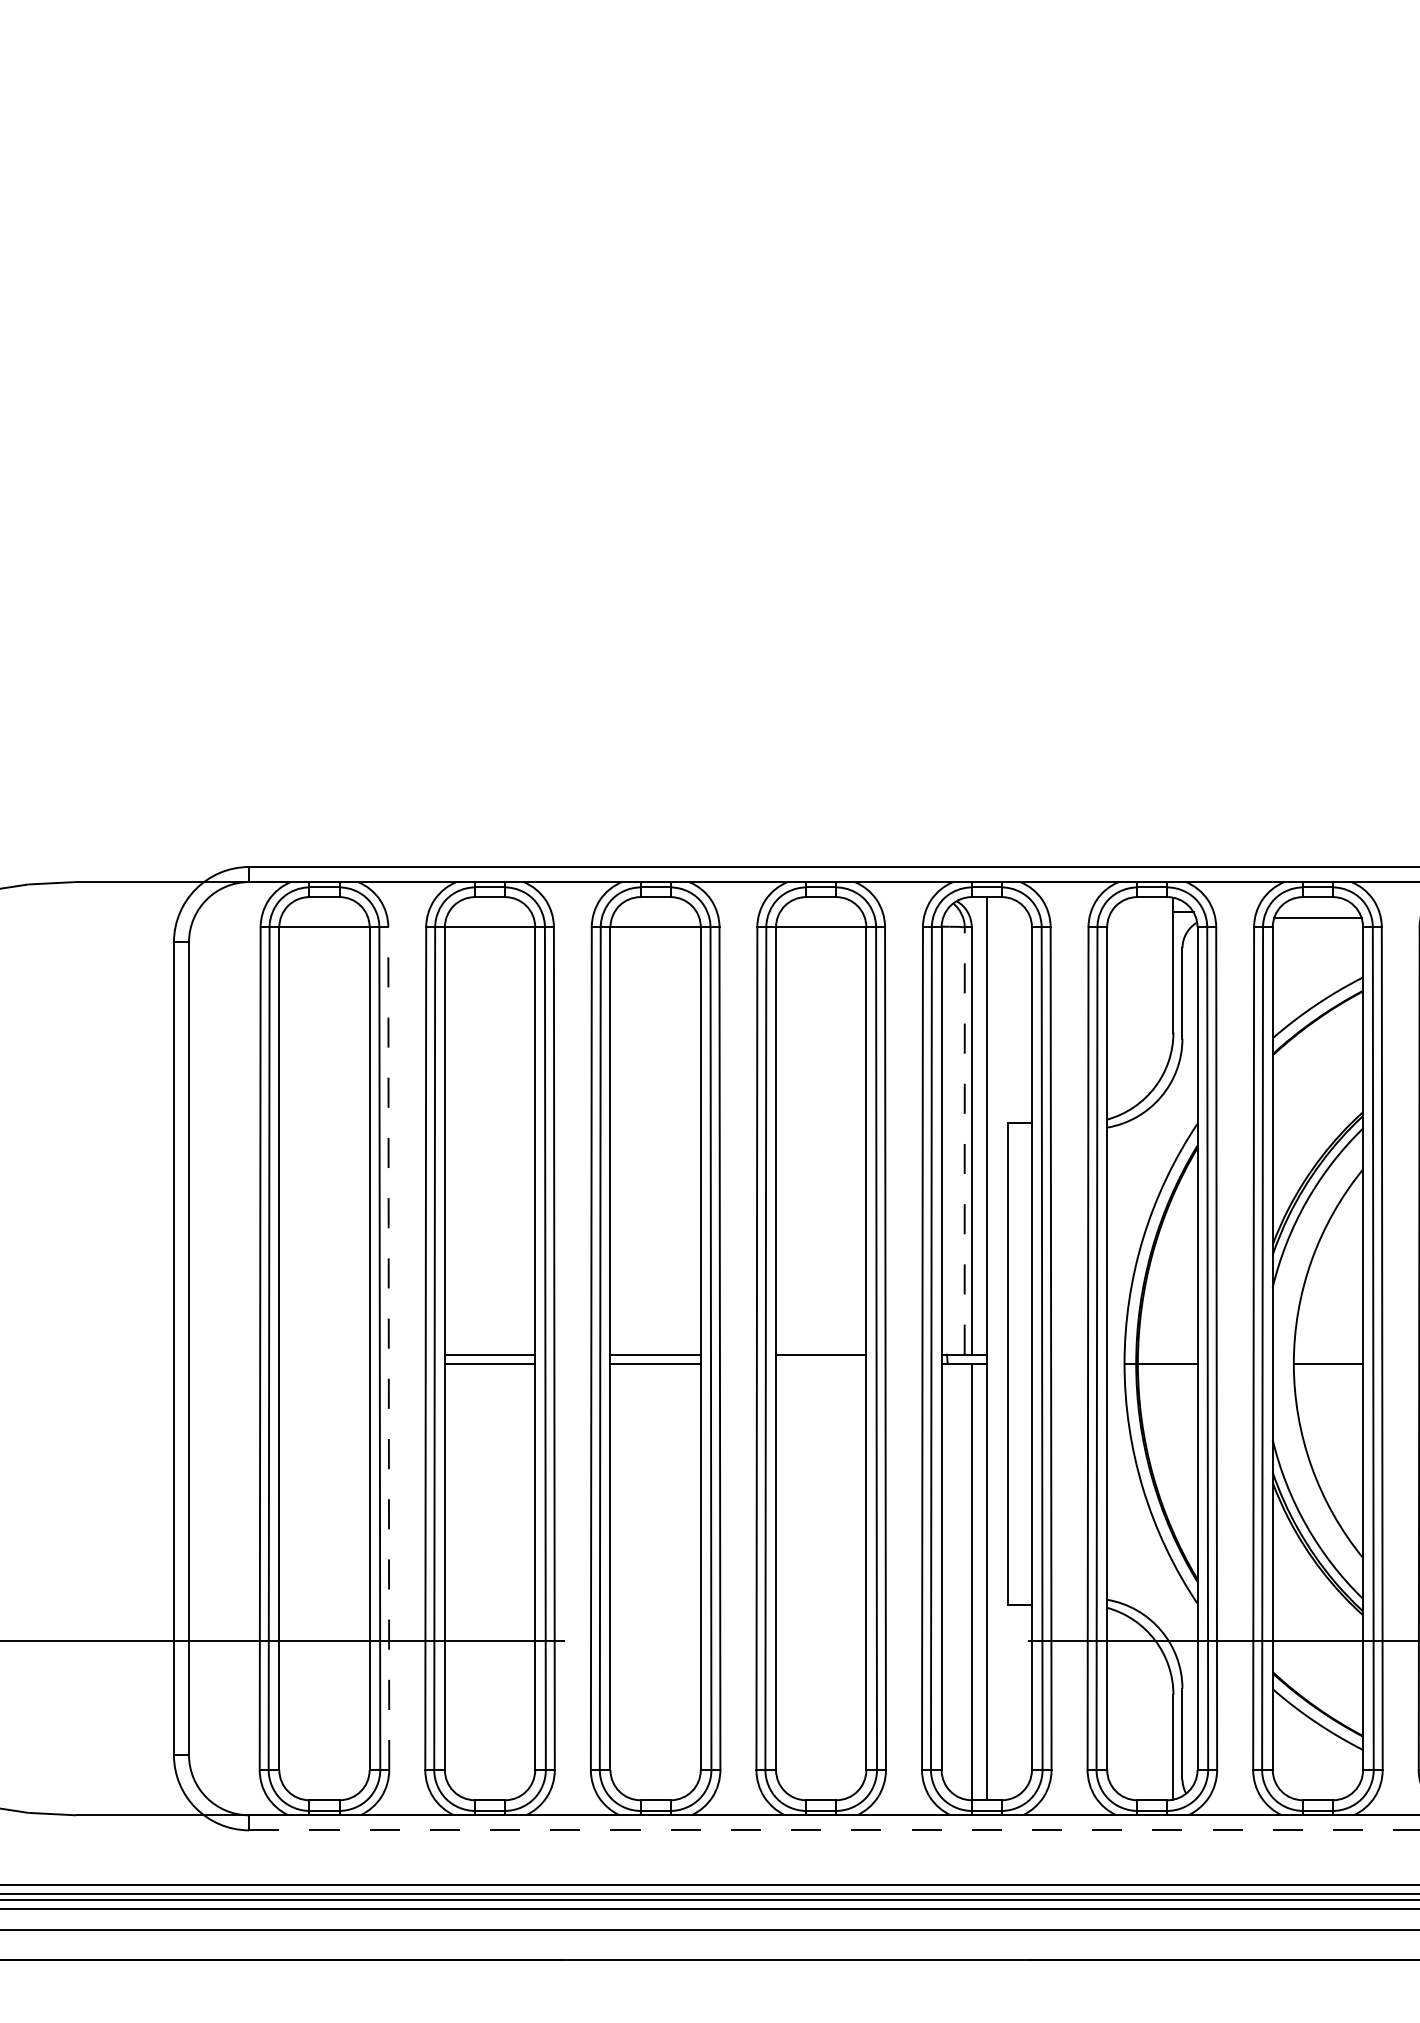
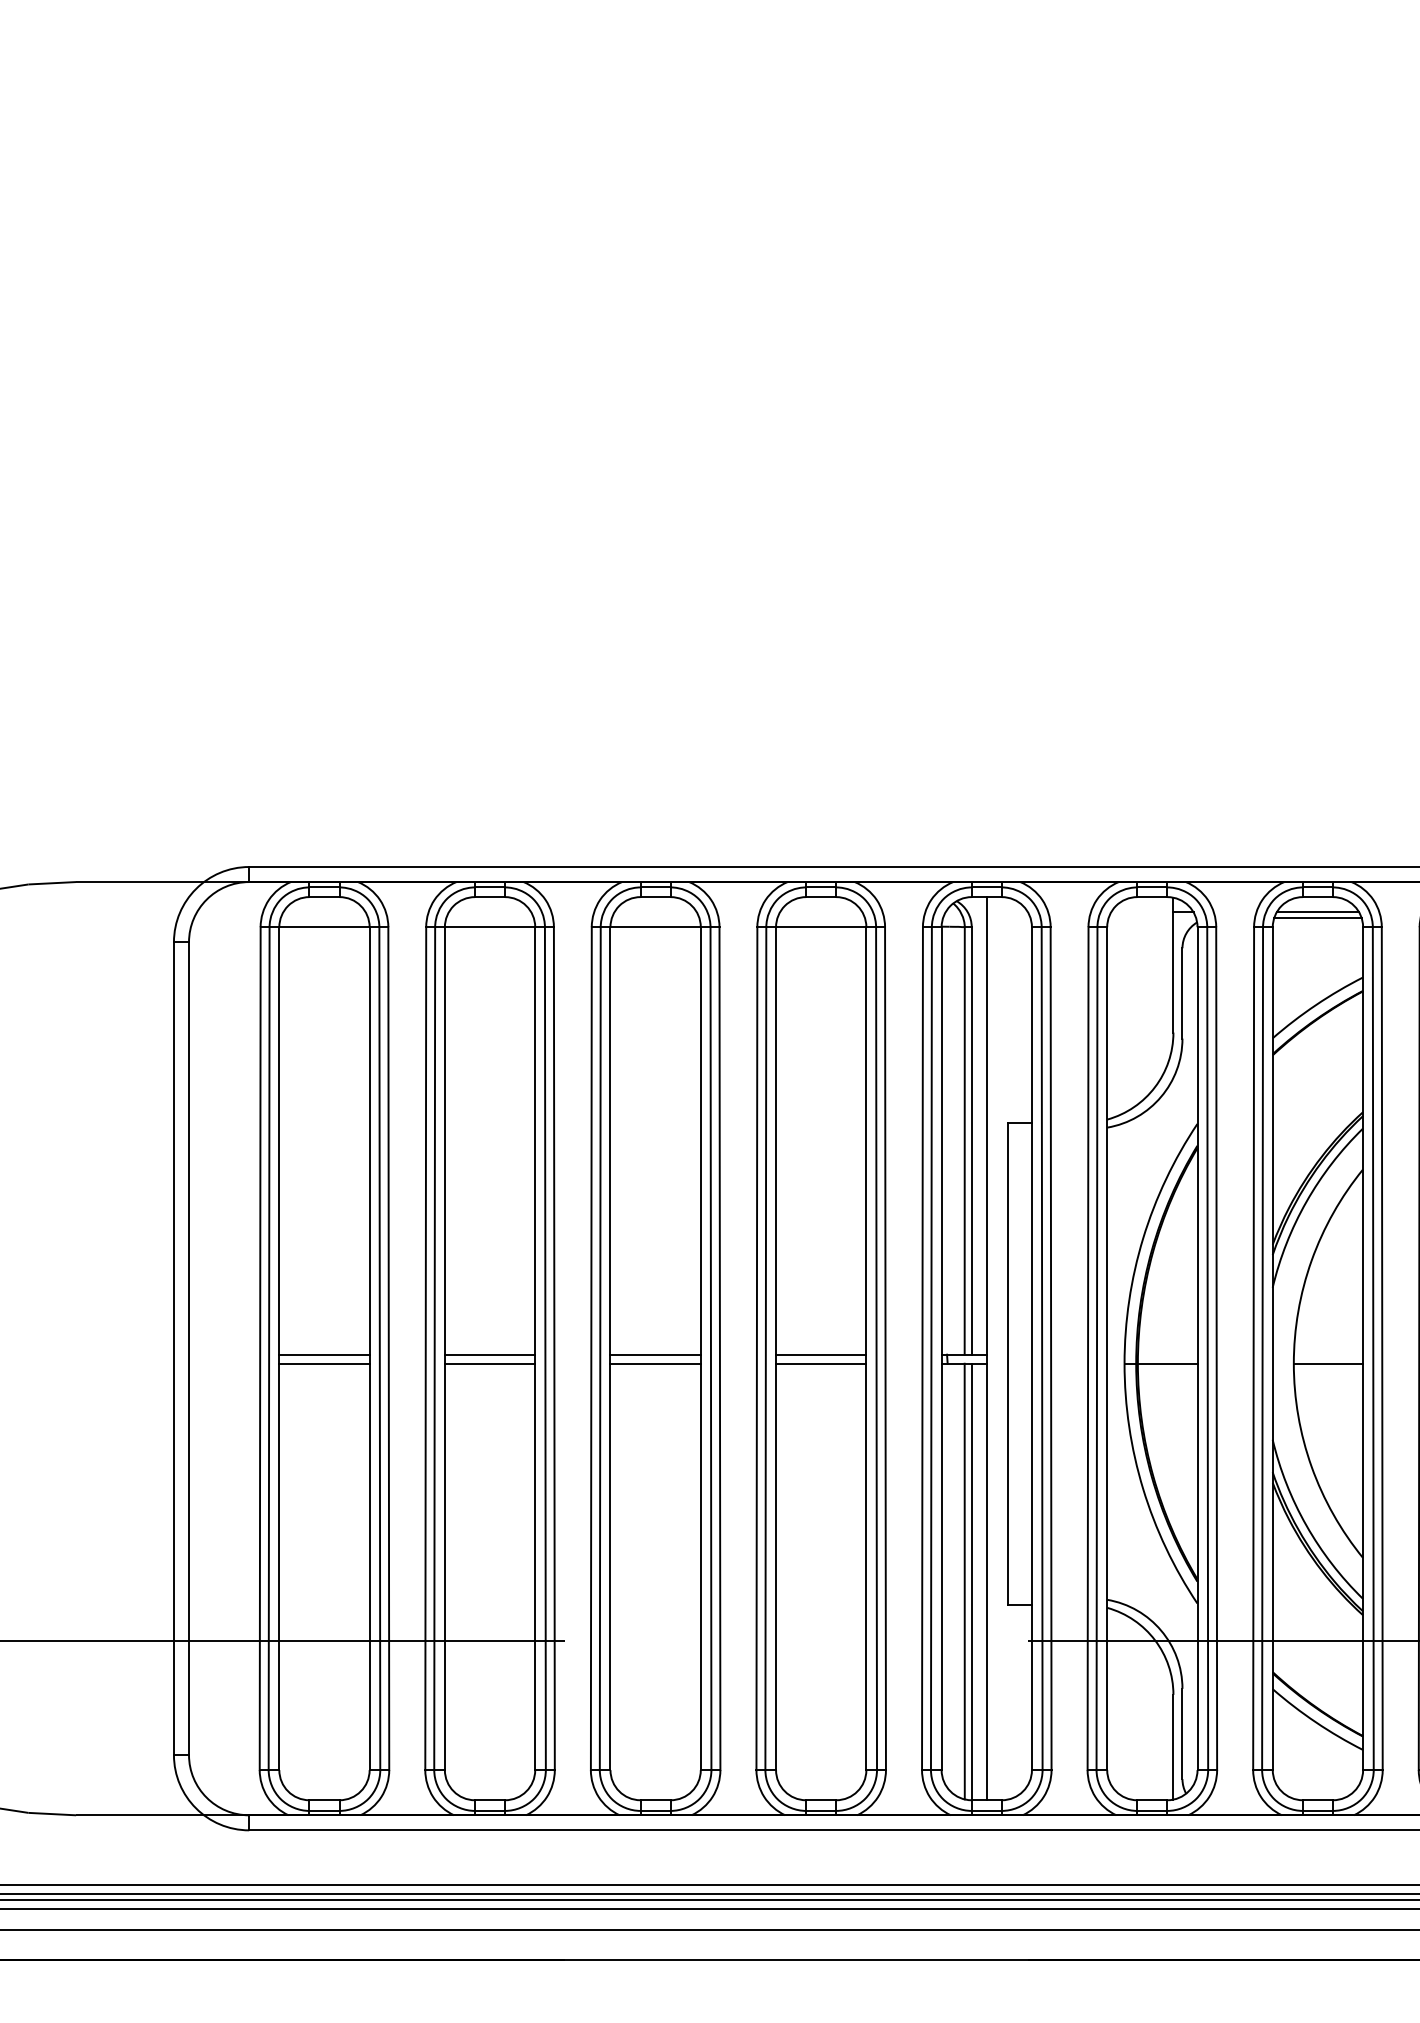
line: none -> present (1317, 912)
line: dashed -> solid (964, 1140)
line: dashed -> solid (388, 1348)
line: none -> present (324, 1354)
line: none -> present (324, 1363)
line: none -> present (821, 1363)
line: none -> present (964, 1581)
line: dashed -> solid (834, 1830)
